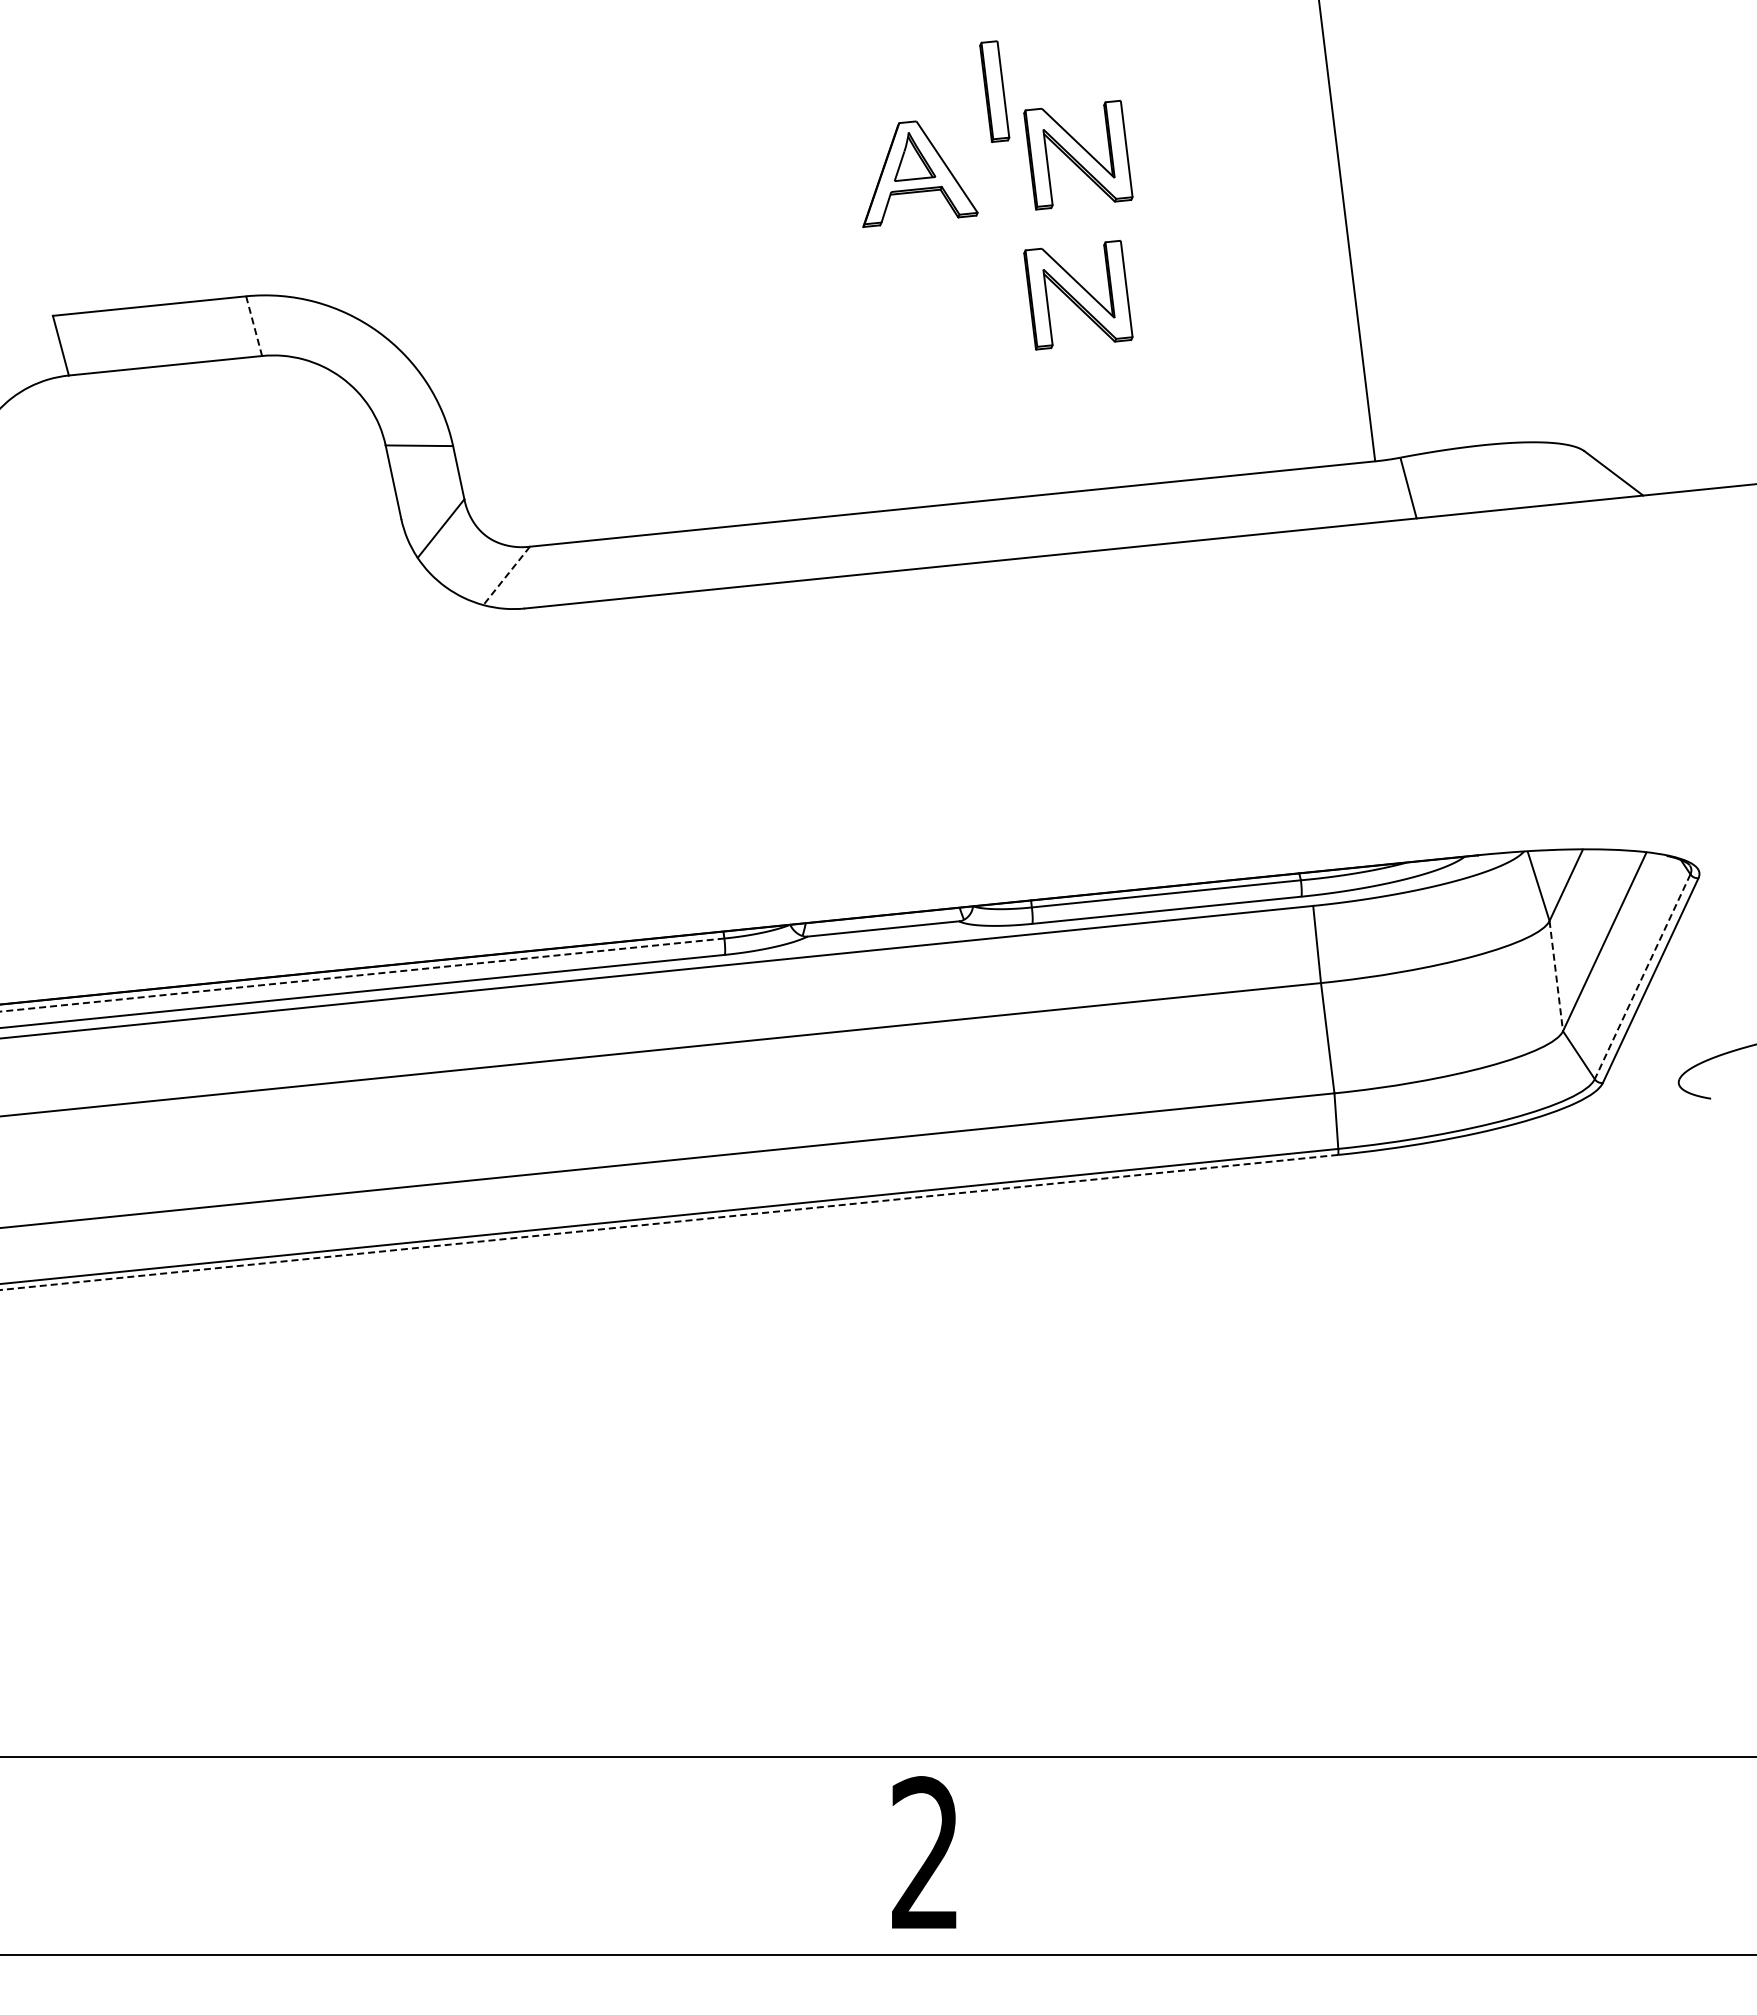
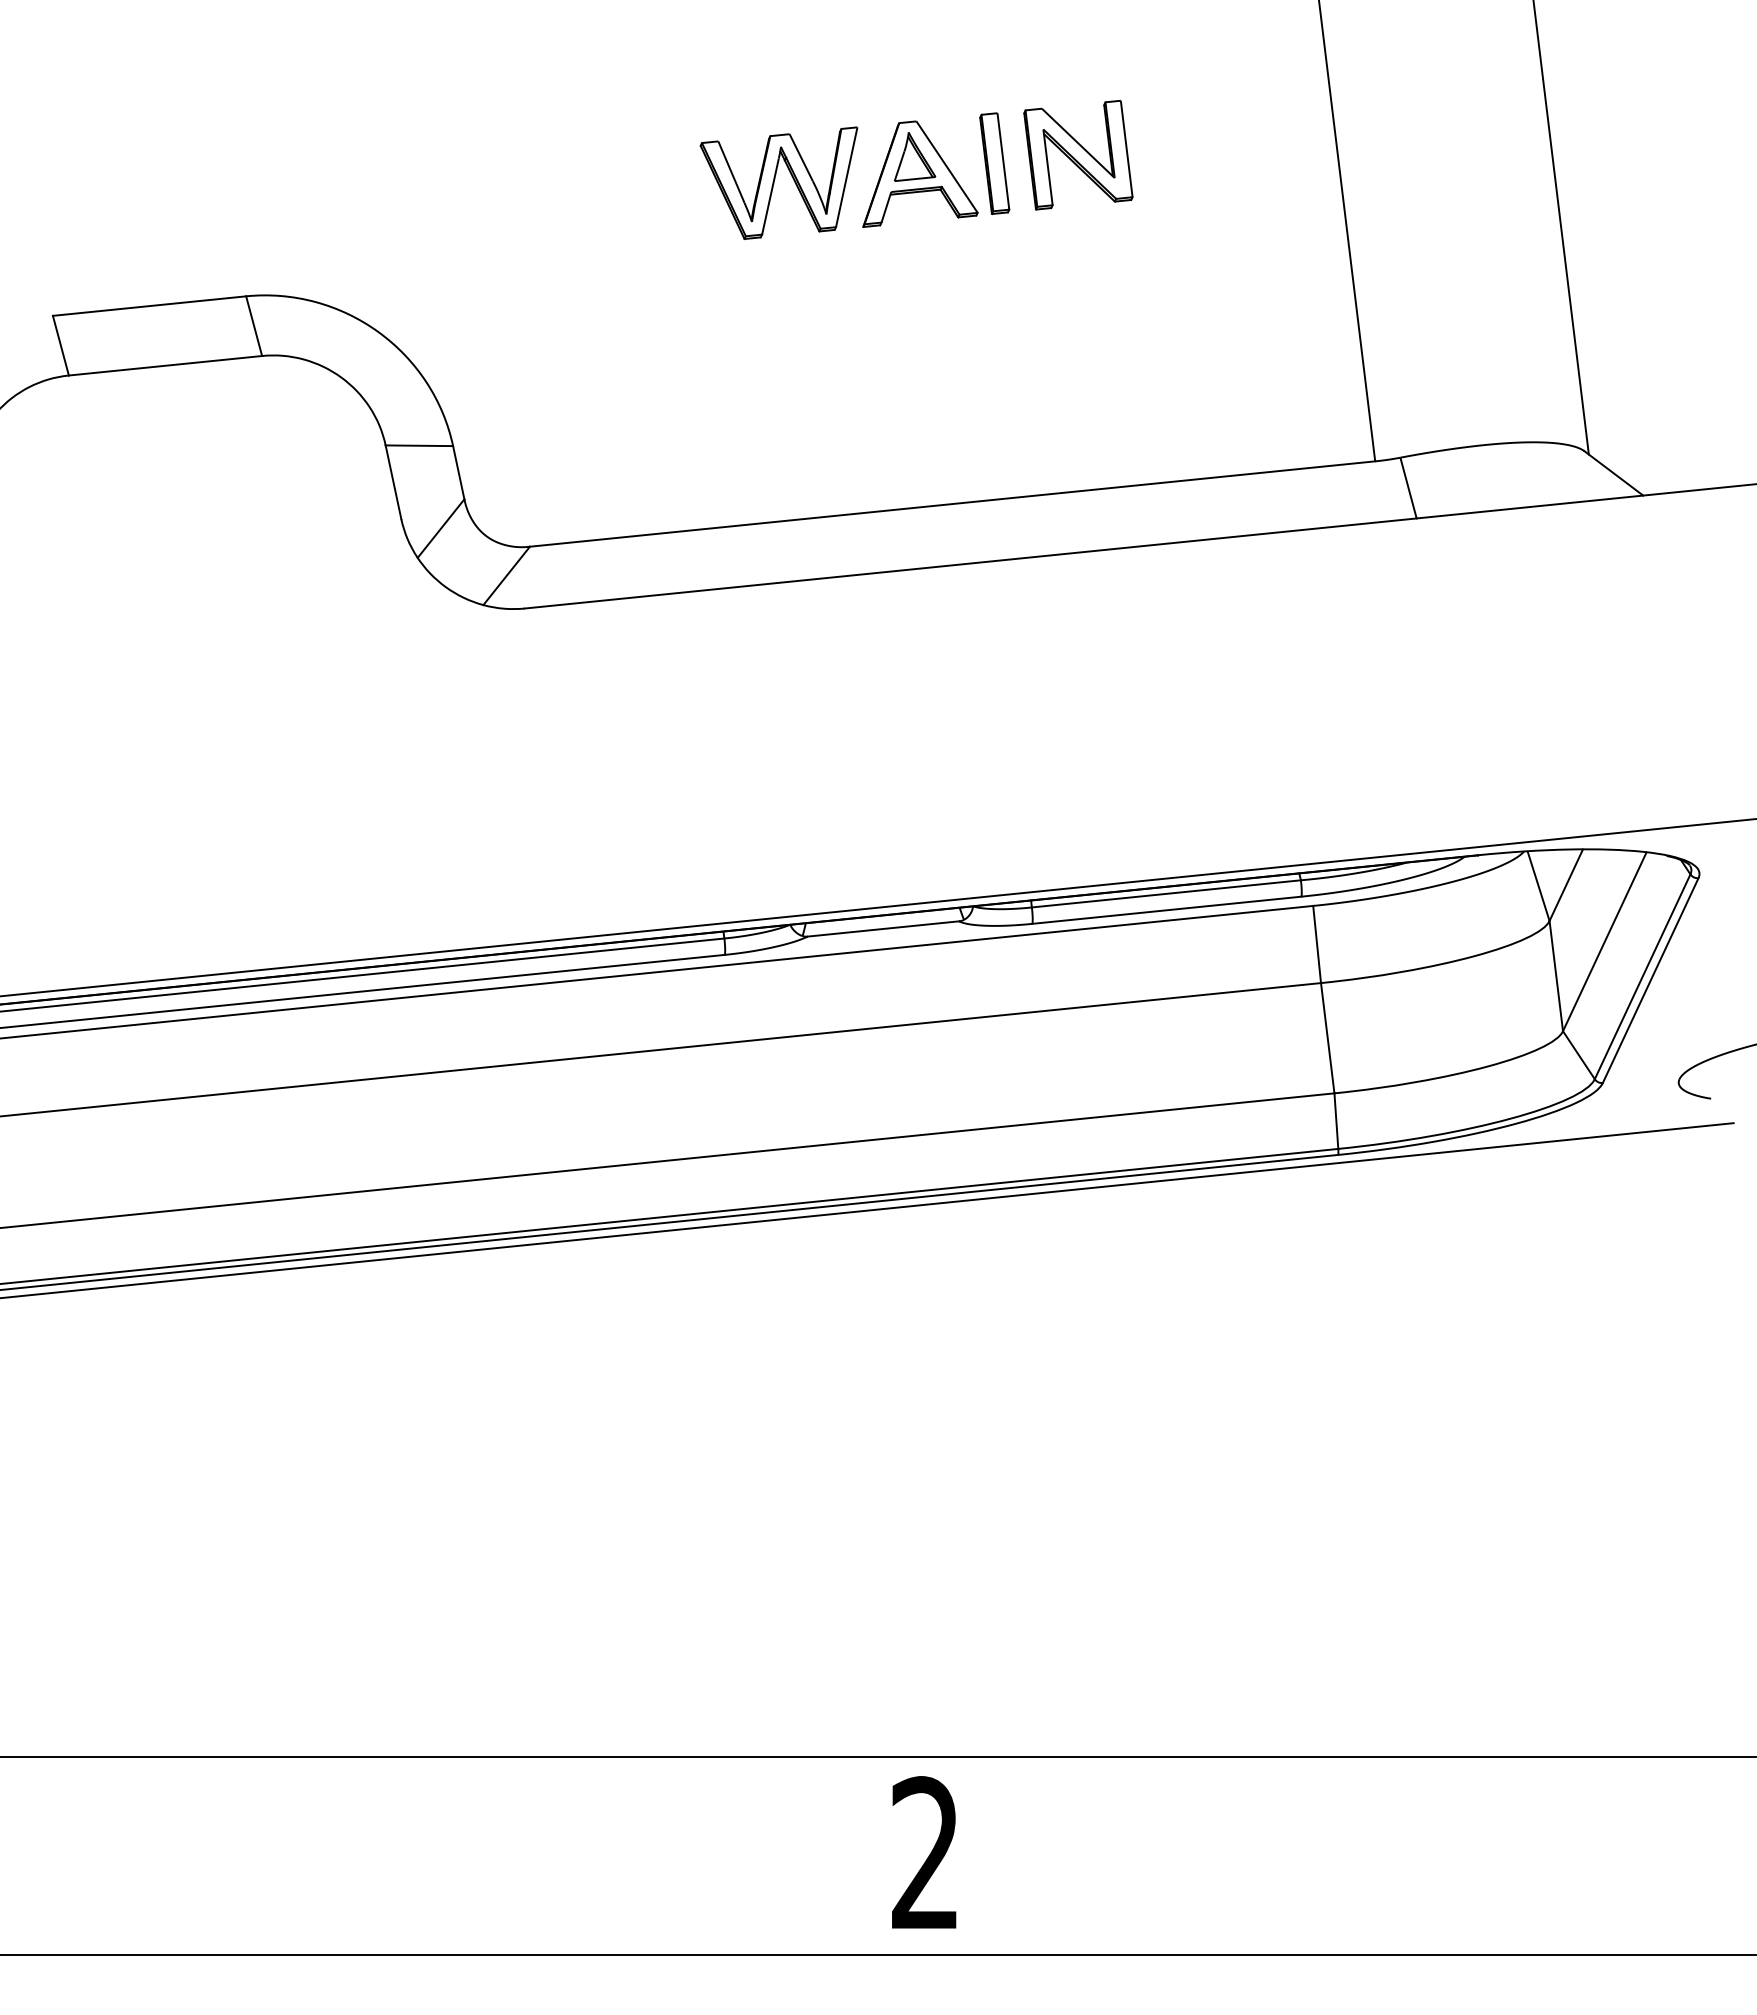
part position: (994, 91) -> (994, 163) (994, 163)
part: none -> present (778, 182)
line: none -> present (1560, 228)
part: present -> none (1078, 294)
line: dashed -> solid (254, 326)
line: dashed -> solid (506, 576)
line: none -> present (877, 907)
line: dashed -> solid (362, 975)
line: dashed -> solid (1556, 976)
line: dashed -> solid (1642, 977)
line: none -> present (867, 1210)
line: dashed -> solid (668, 1222)
